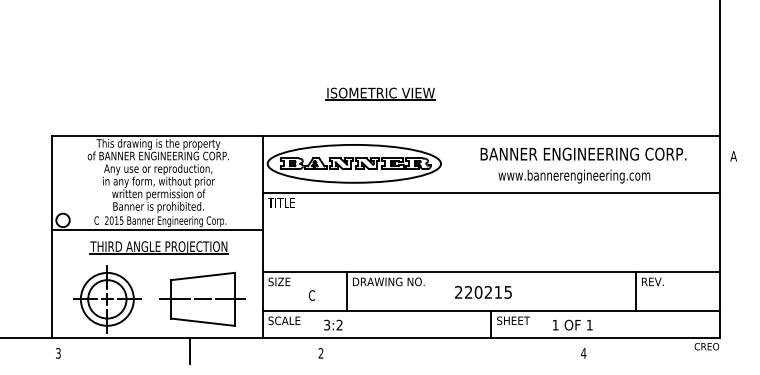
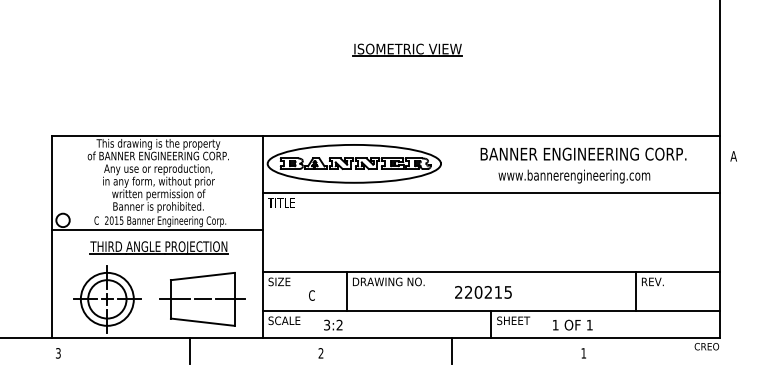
part position: (380, 93) -> (407, 49) (407, 49)
line: none -> present (452, 350)
text: 4 -> 1 (583, 353)
